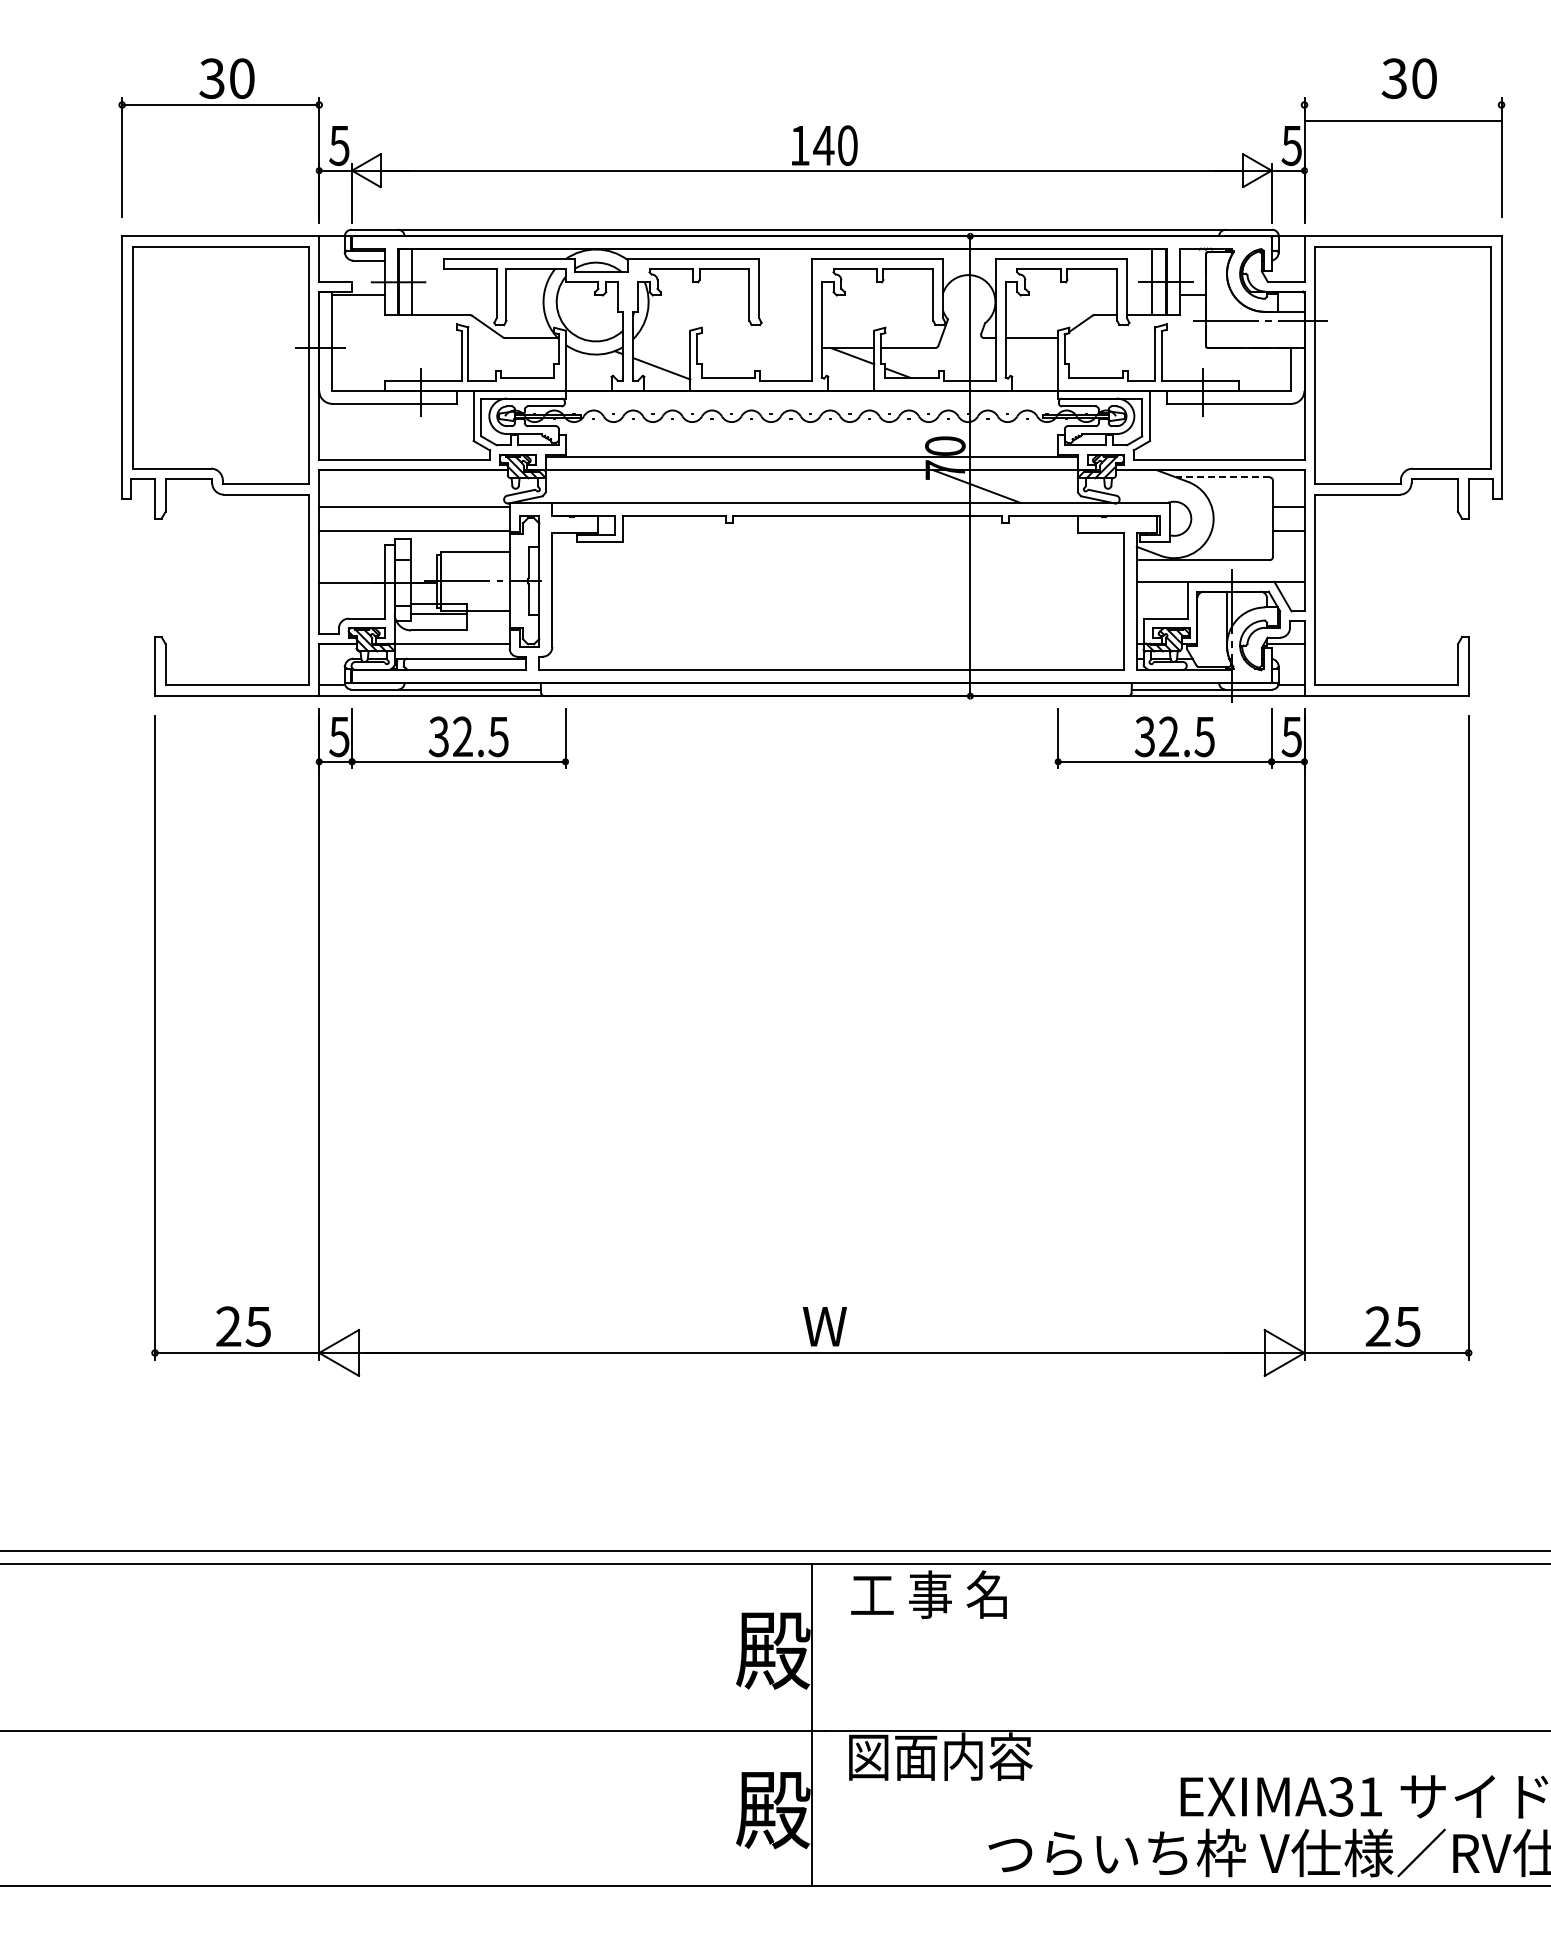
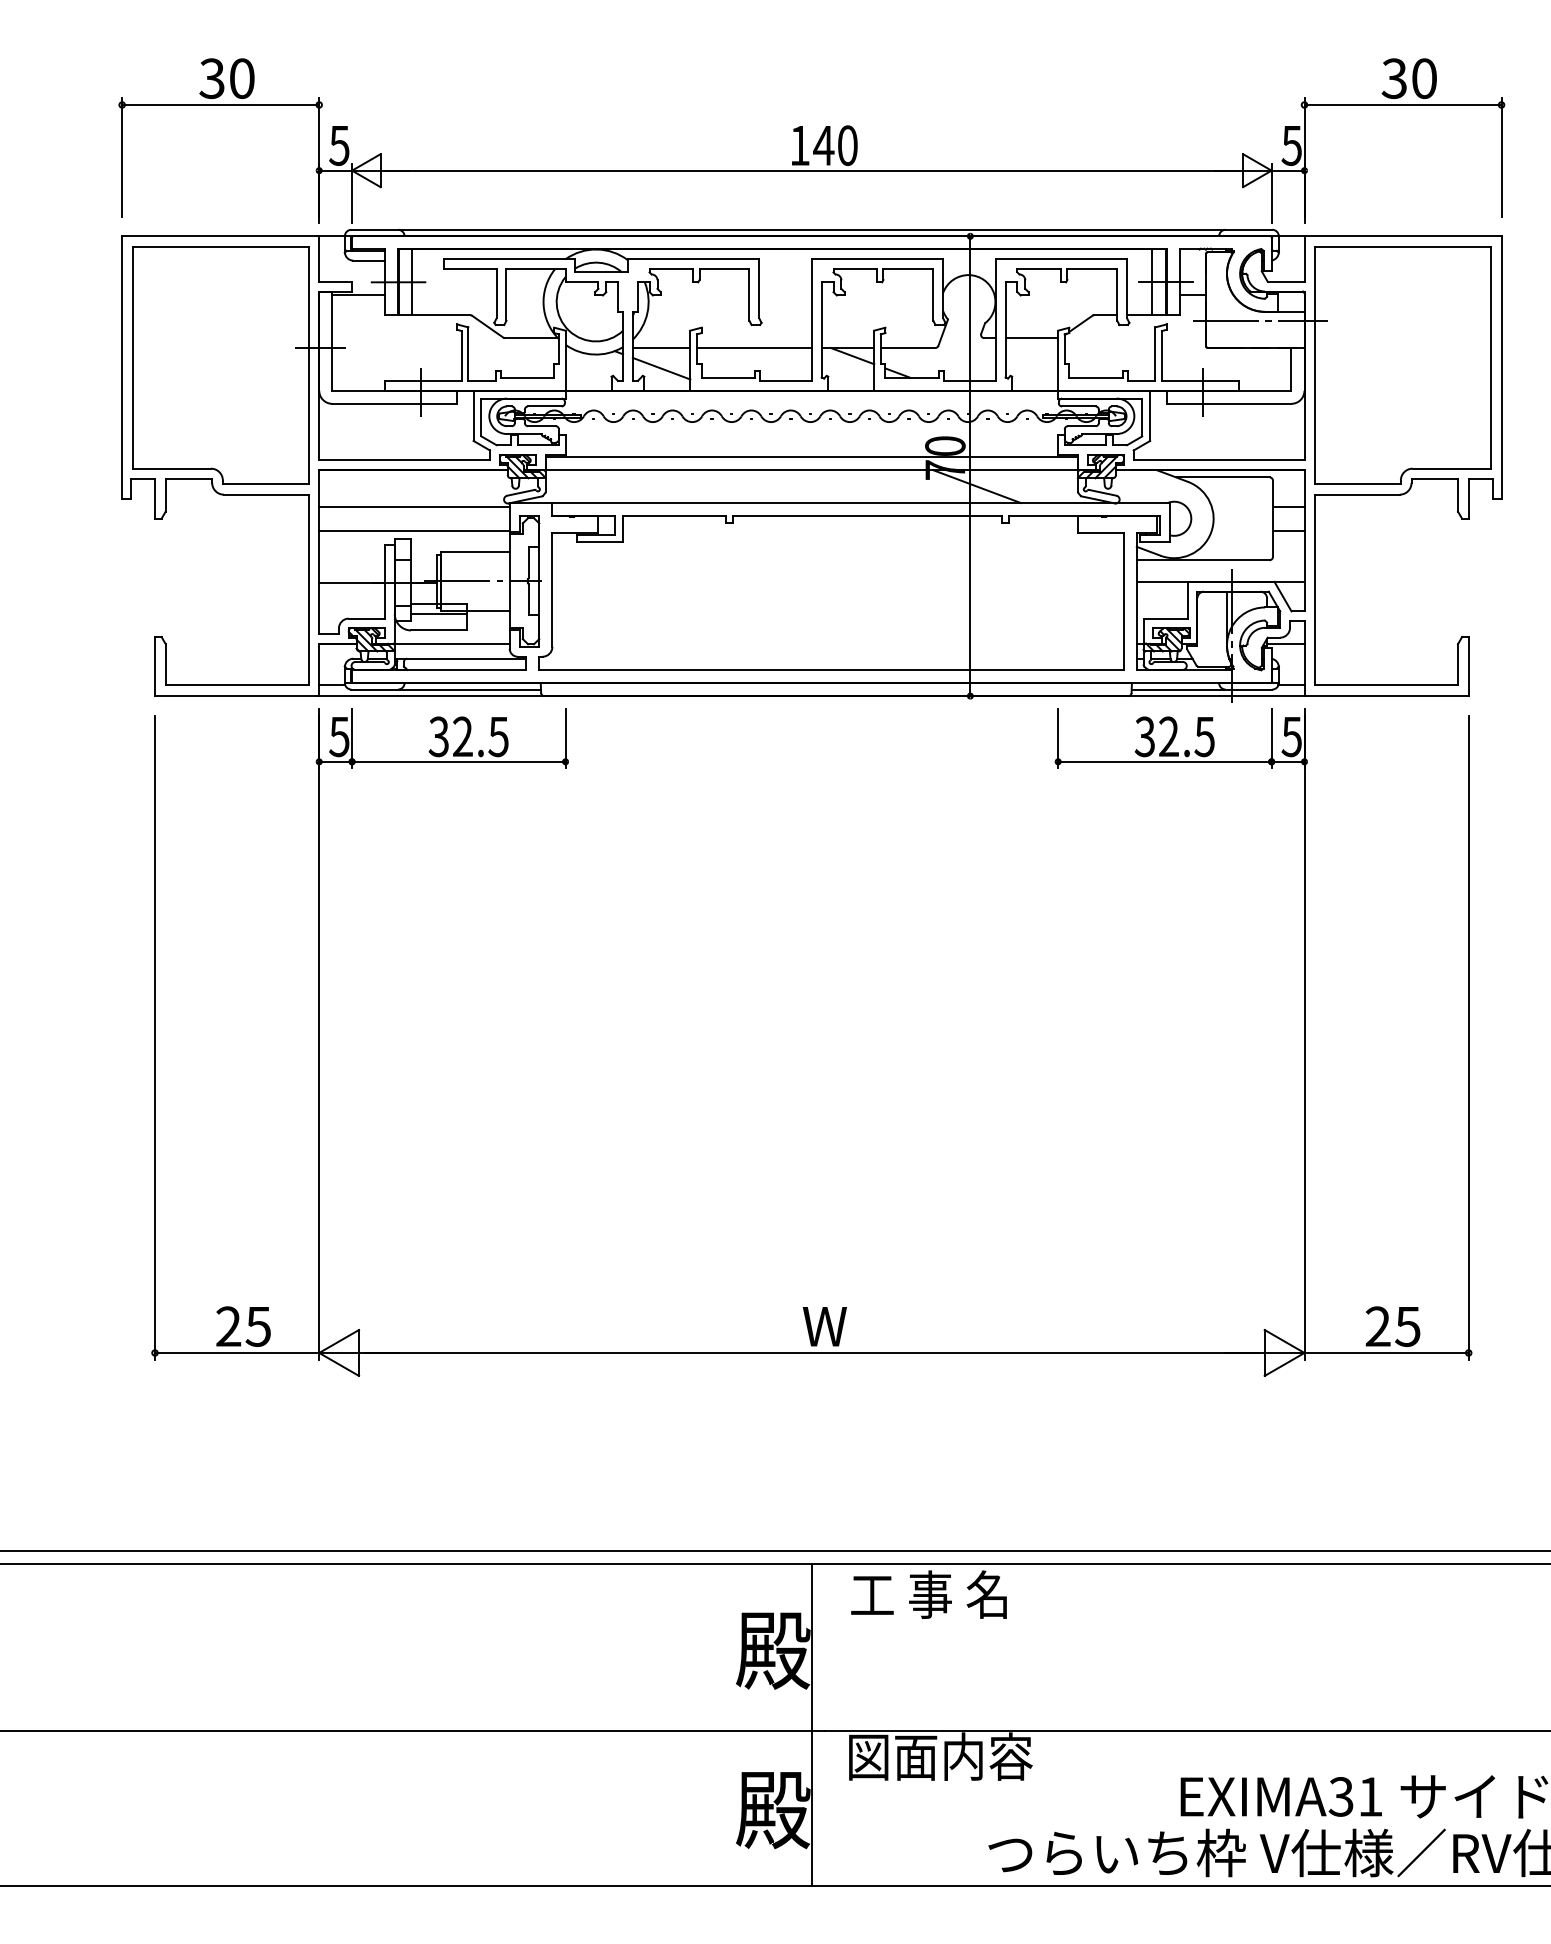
line position: (1402, 120) -> (1402, 104) (1402, 104)
line: none -> present (661, 348)
line: none -> present (753, 348)
line: dashed -> solid (1222, 477)
